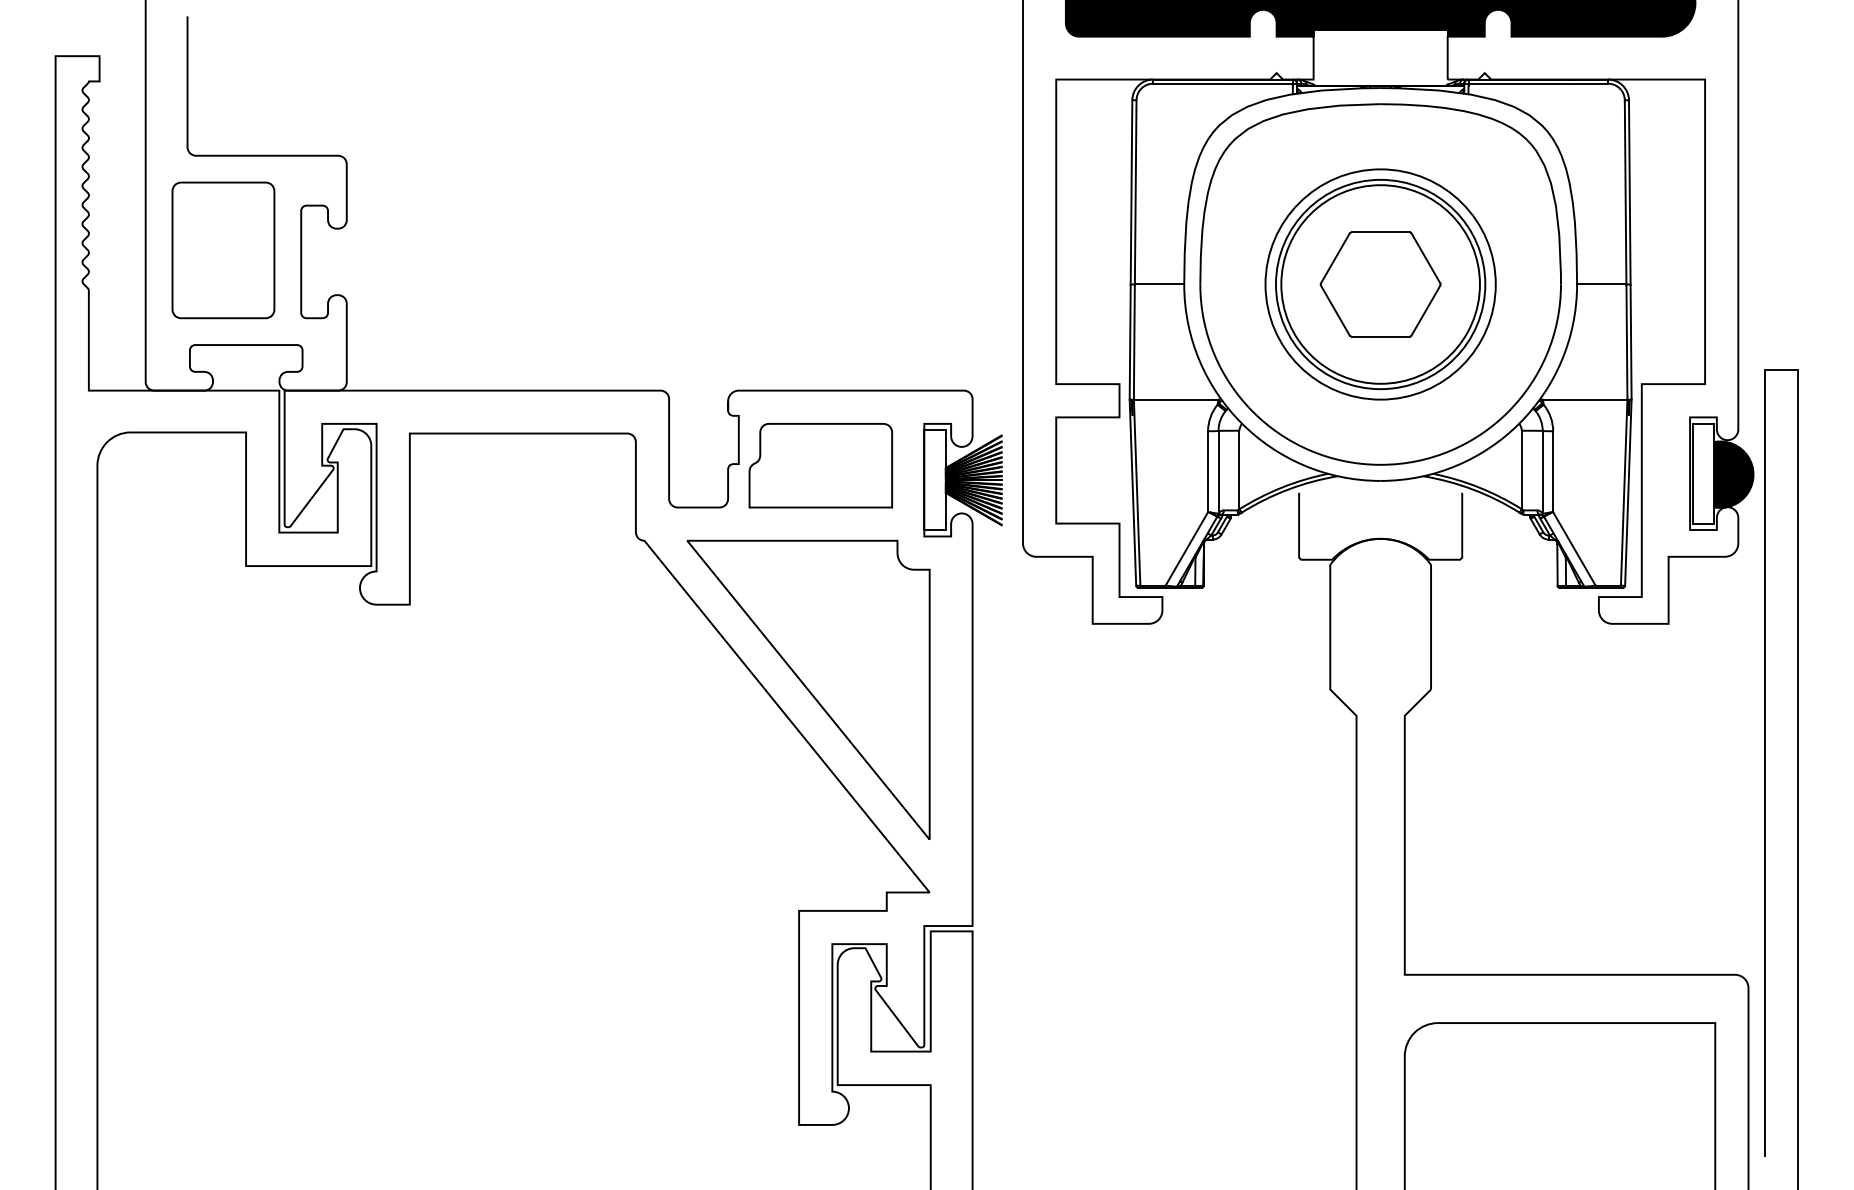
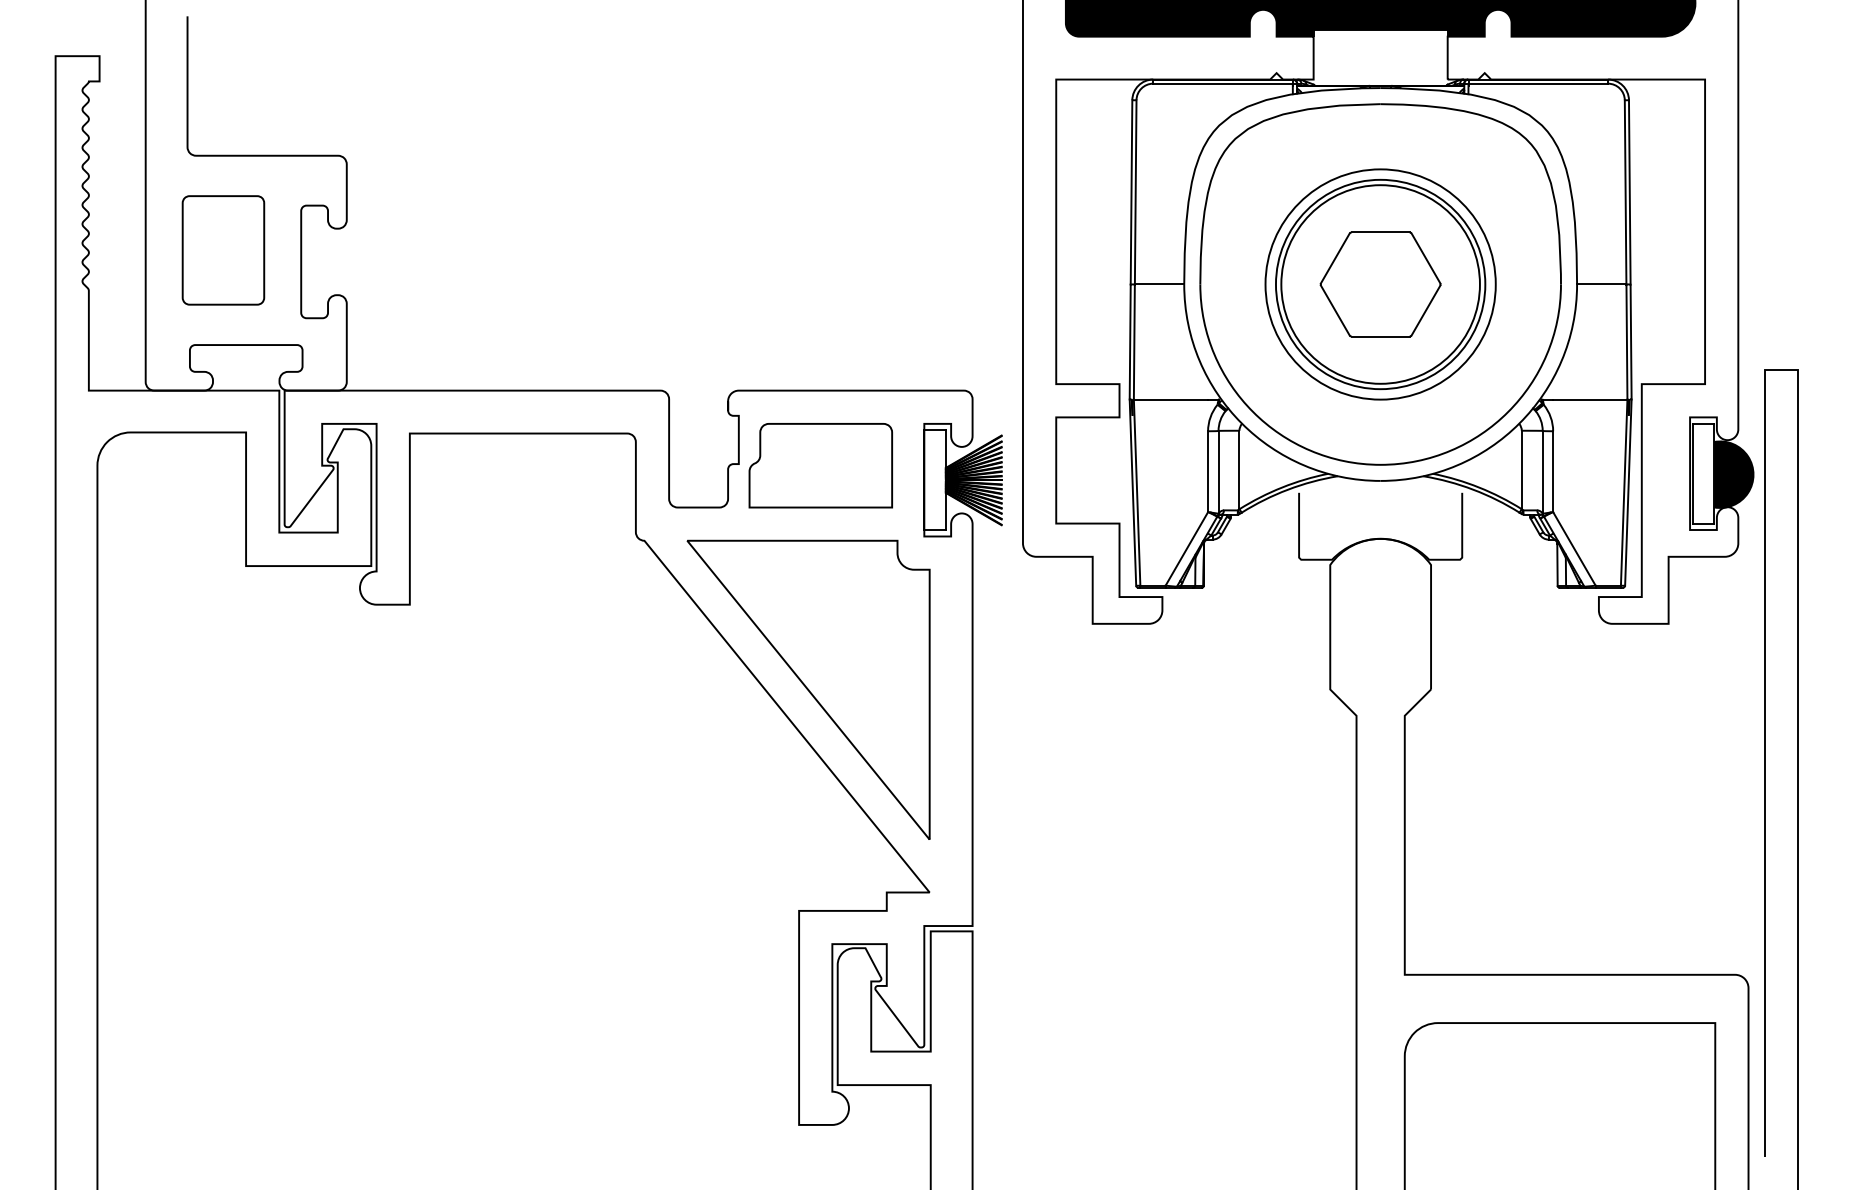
part size: 105x139 px -> 85x111 px (223, 250)
